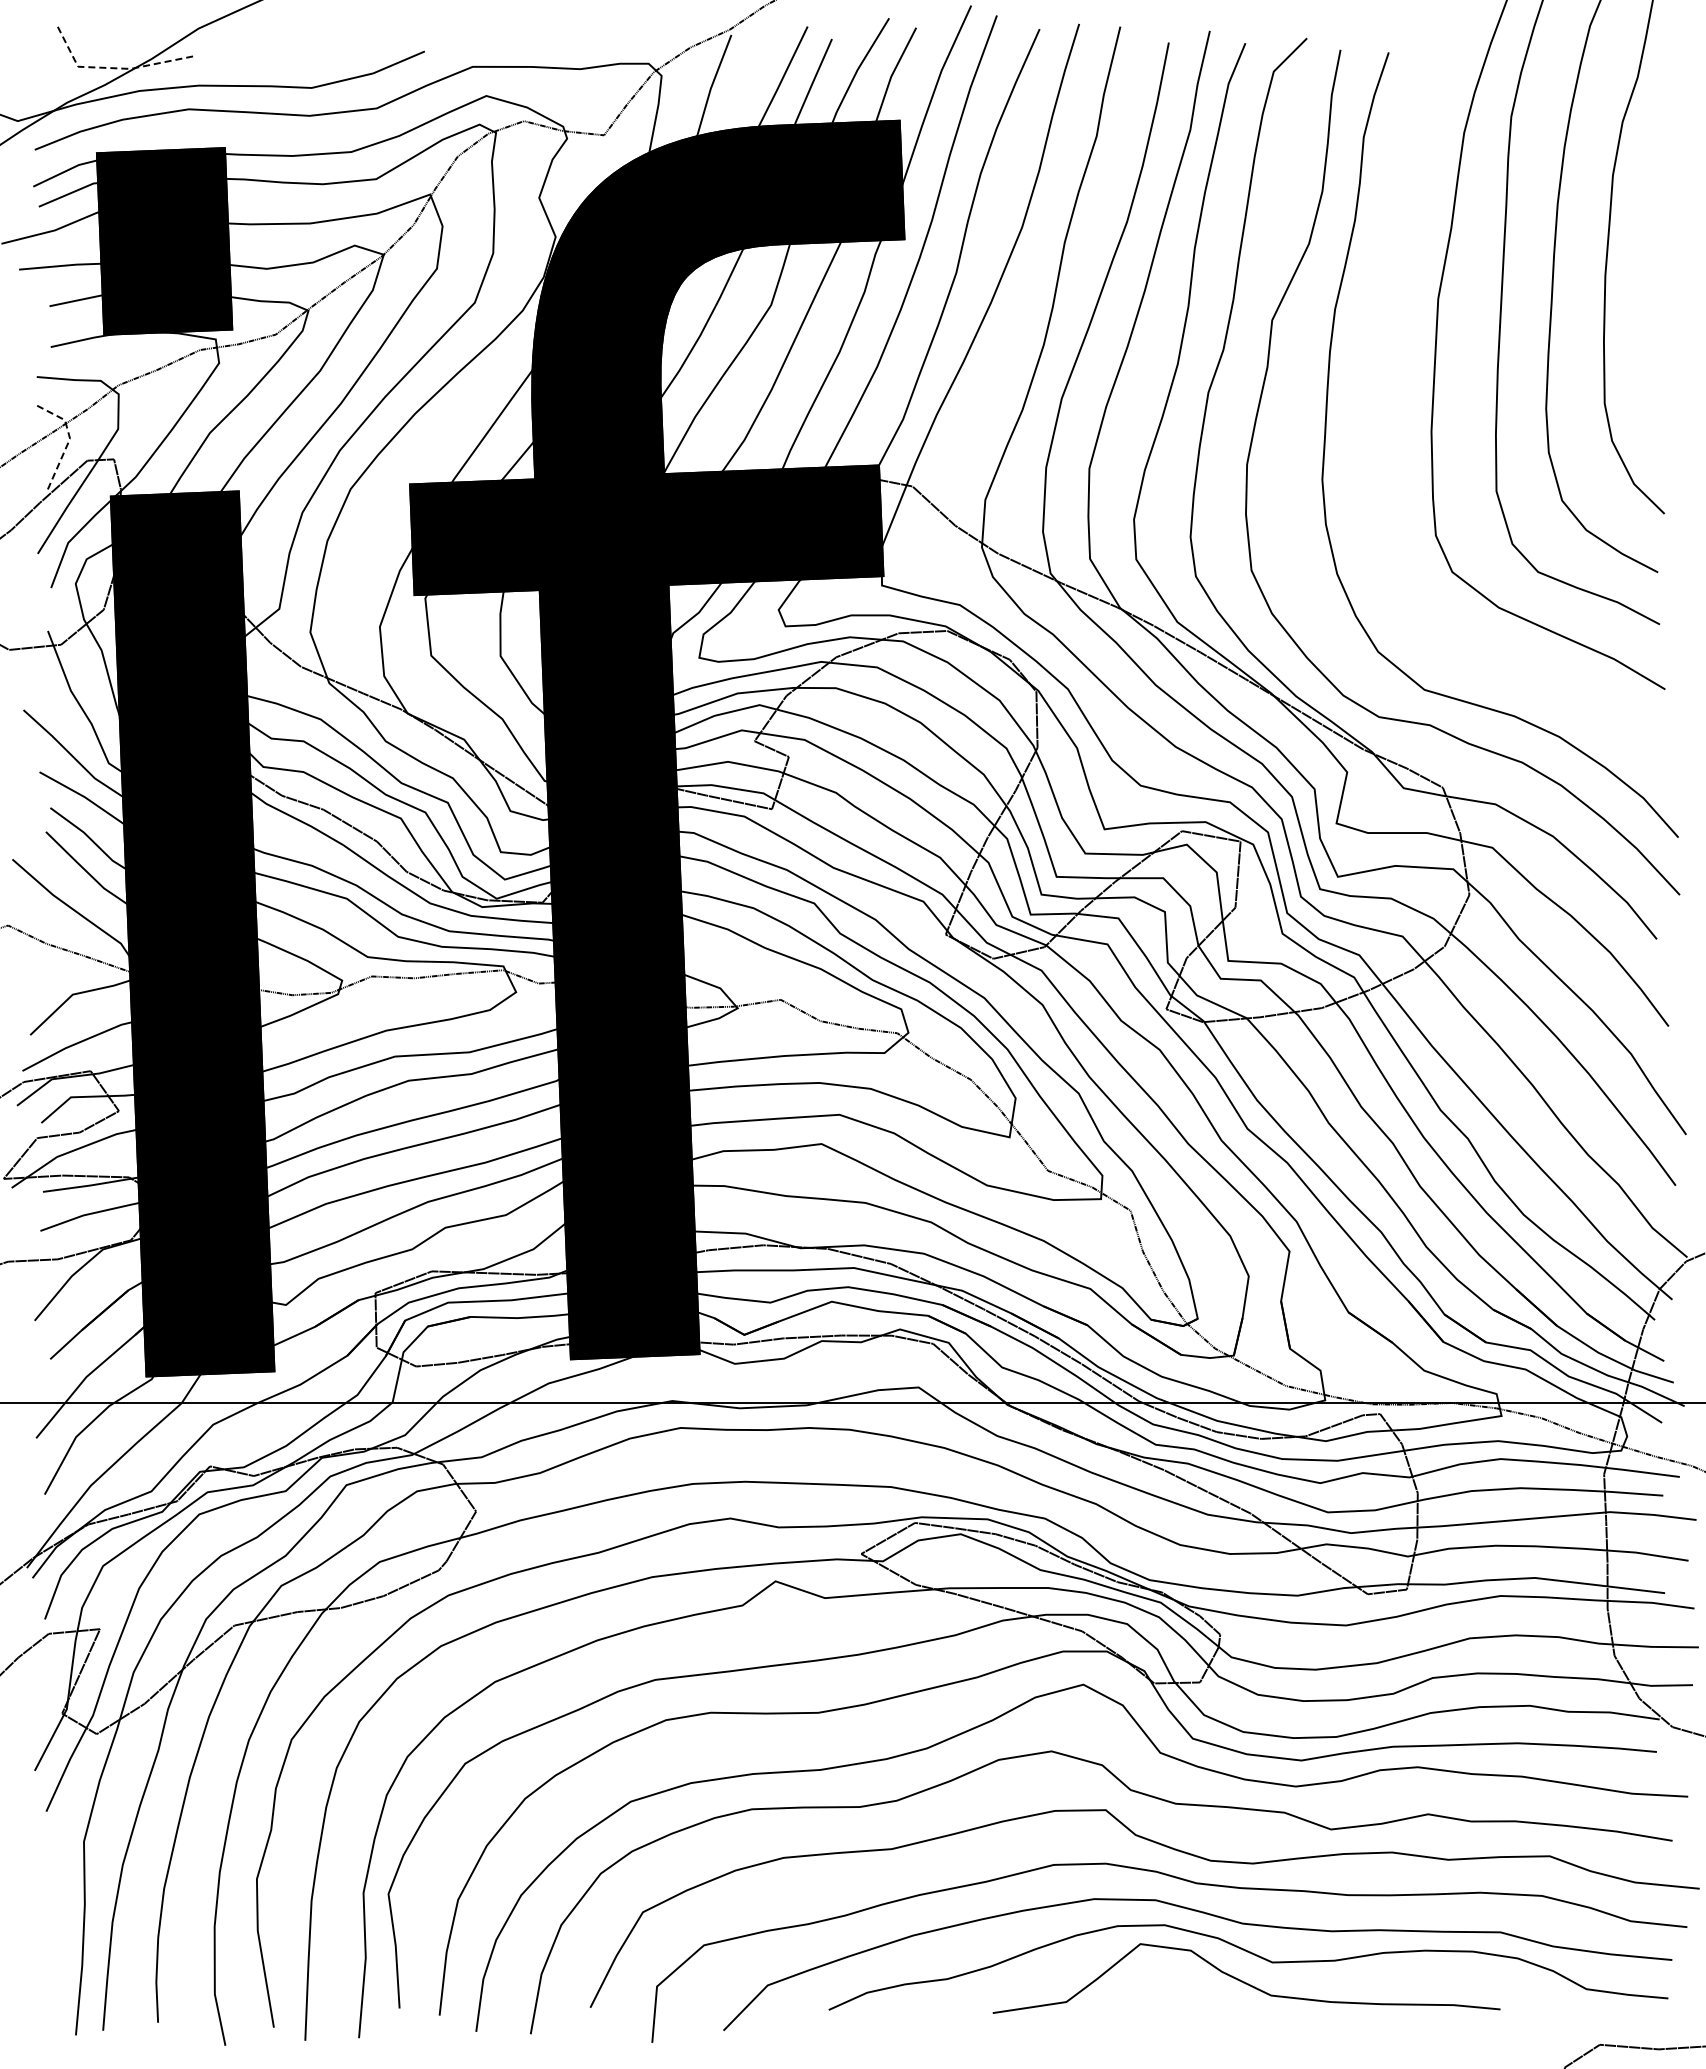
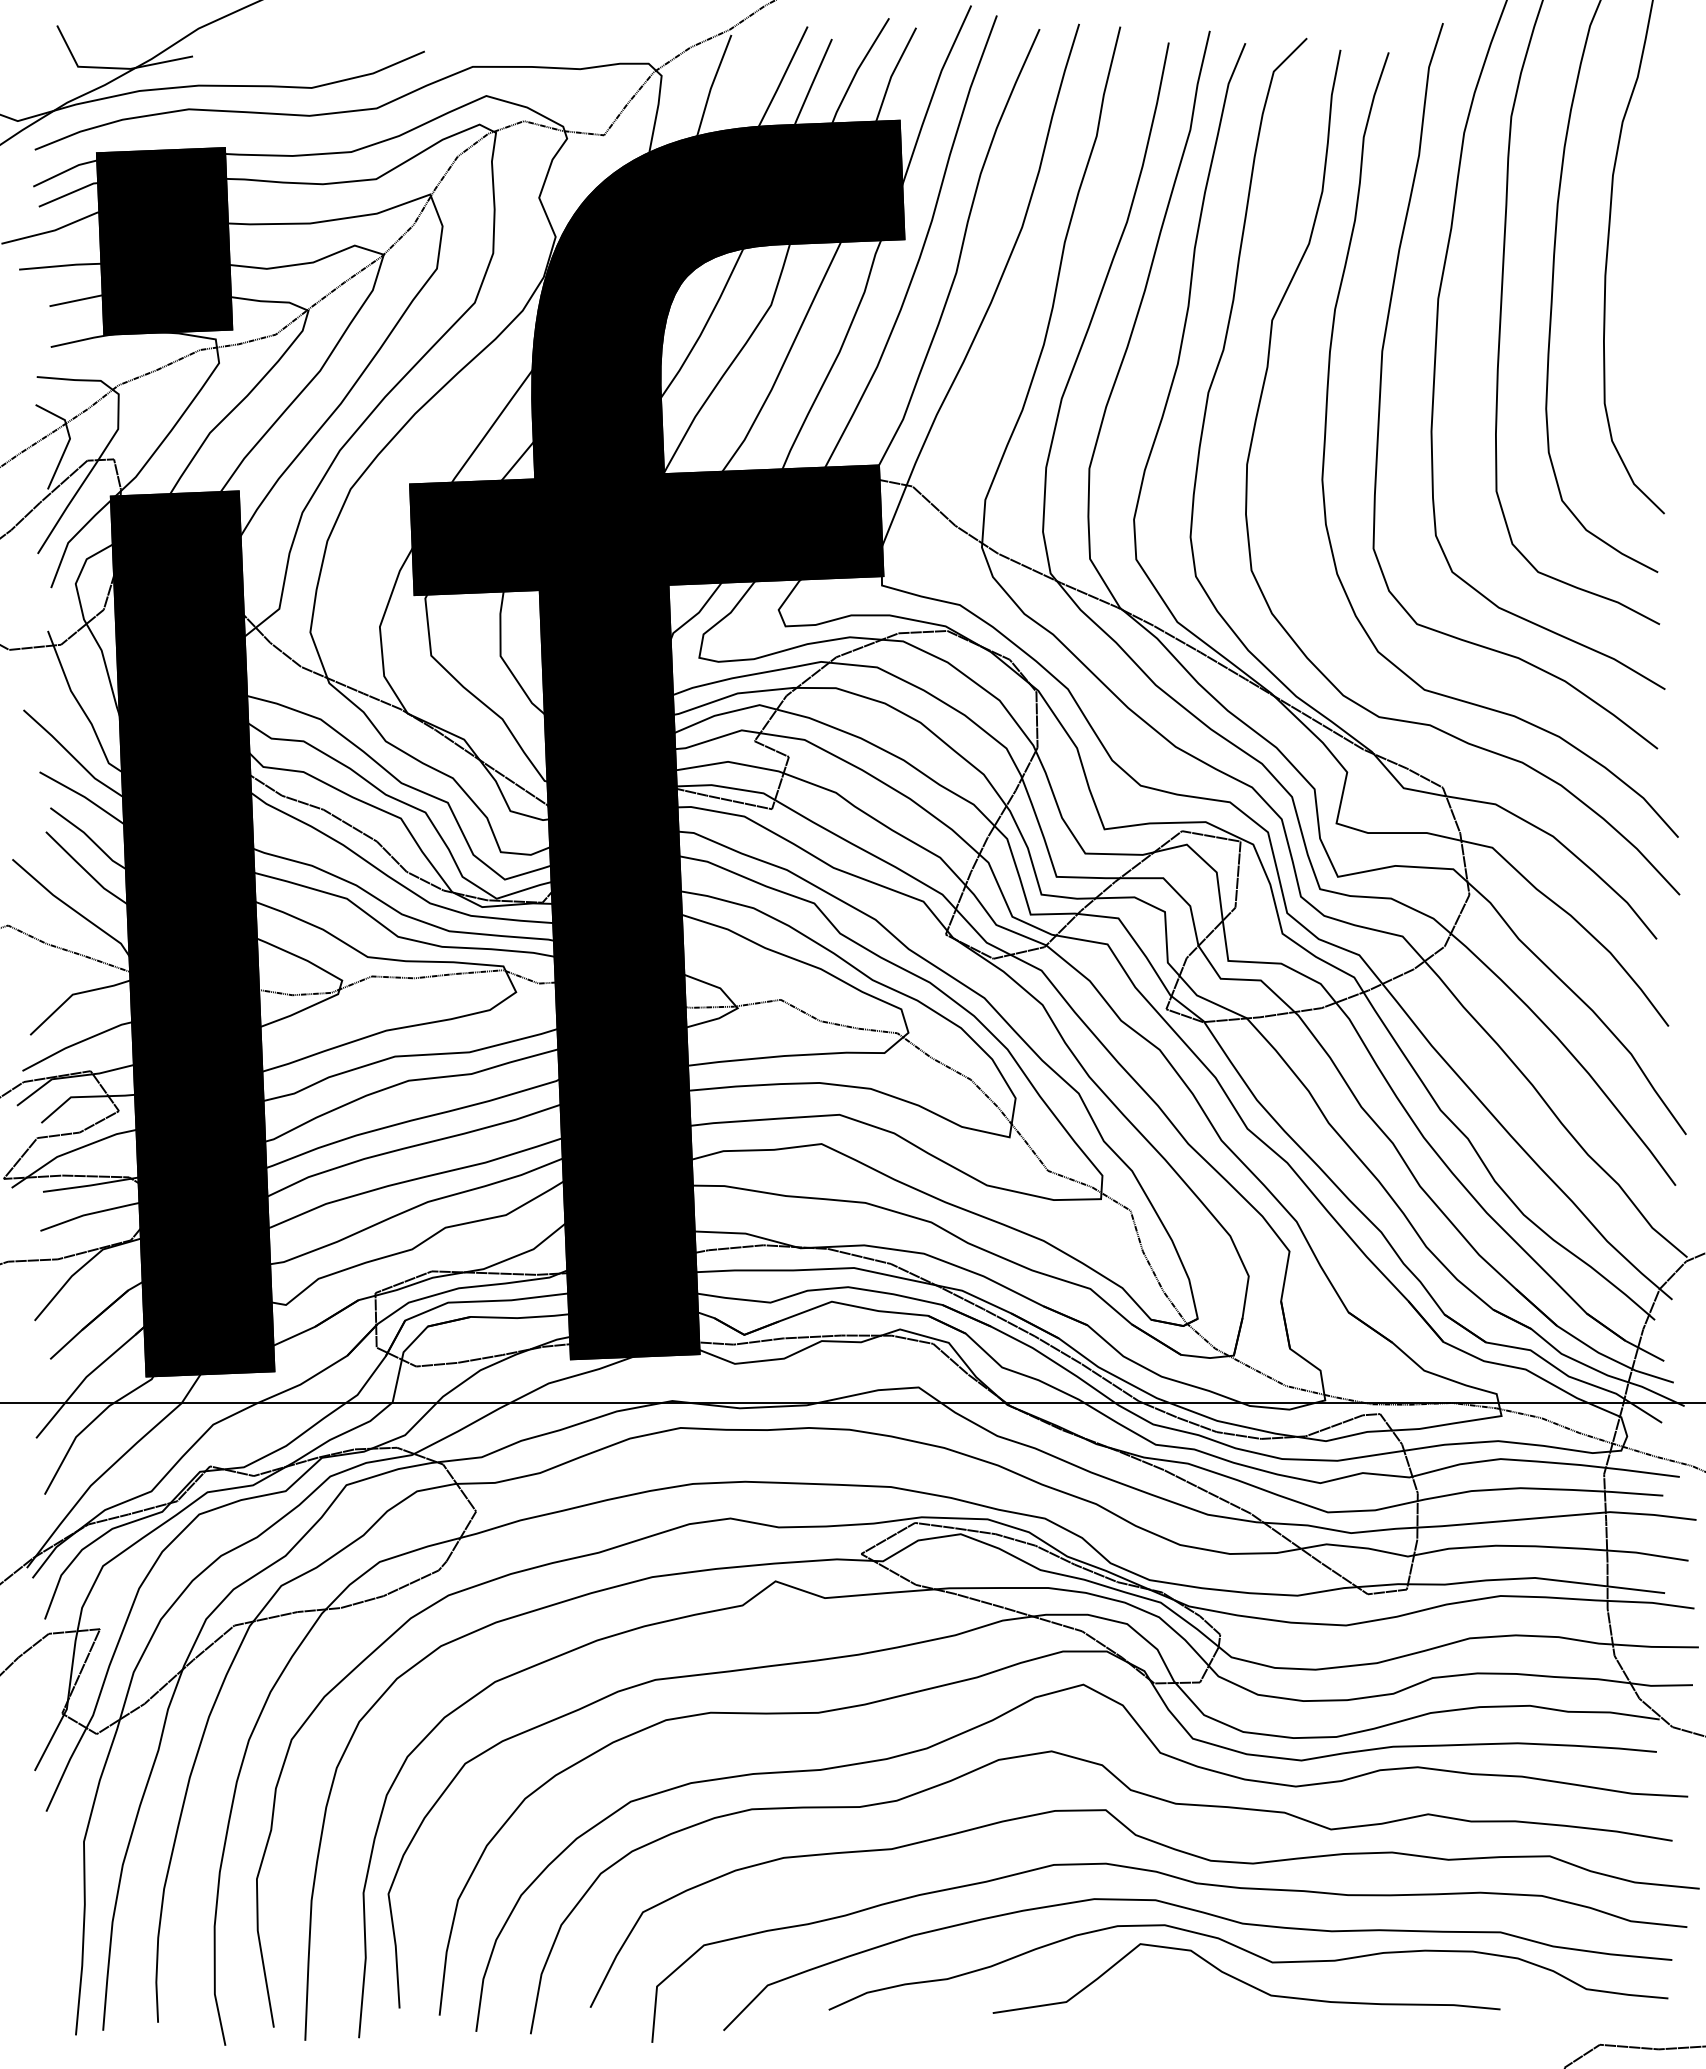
line: dashed -> solid (112, 68)
curve: none -> present (1382, 372)
line: dashed -> solid (70, 438)
